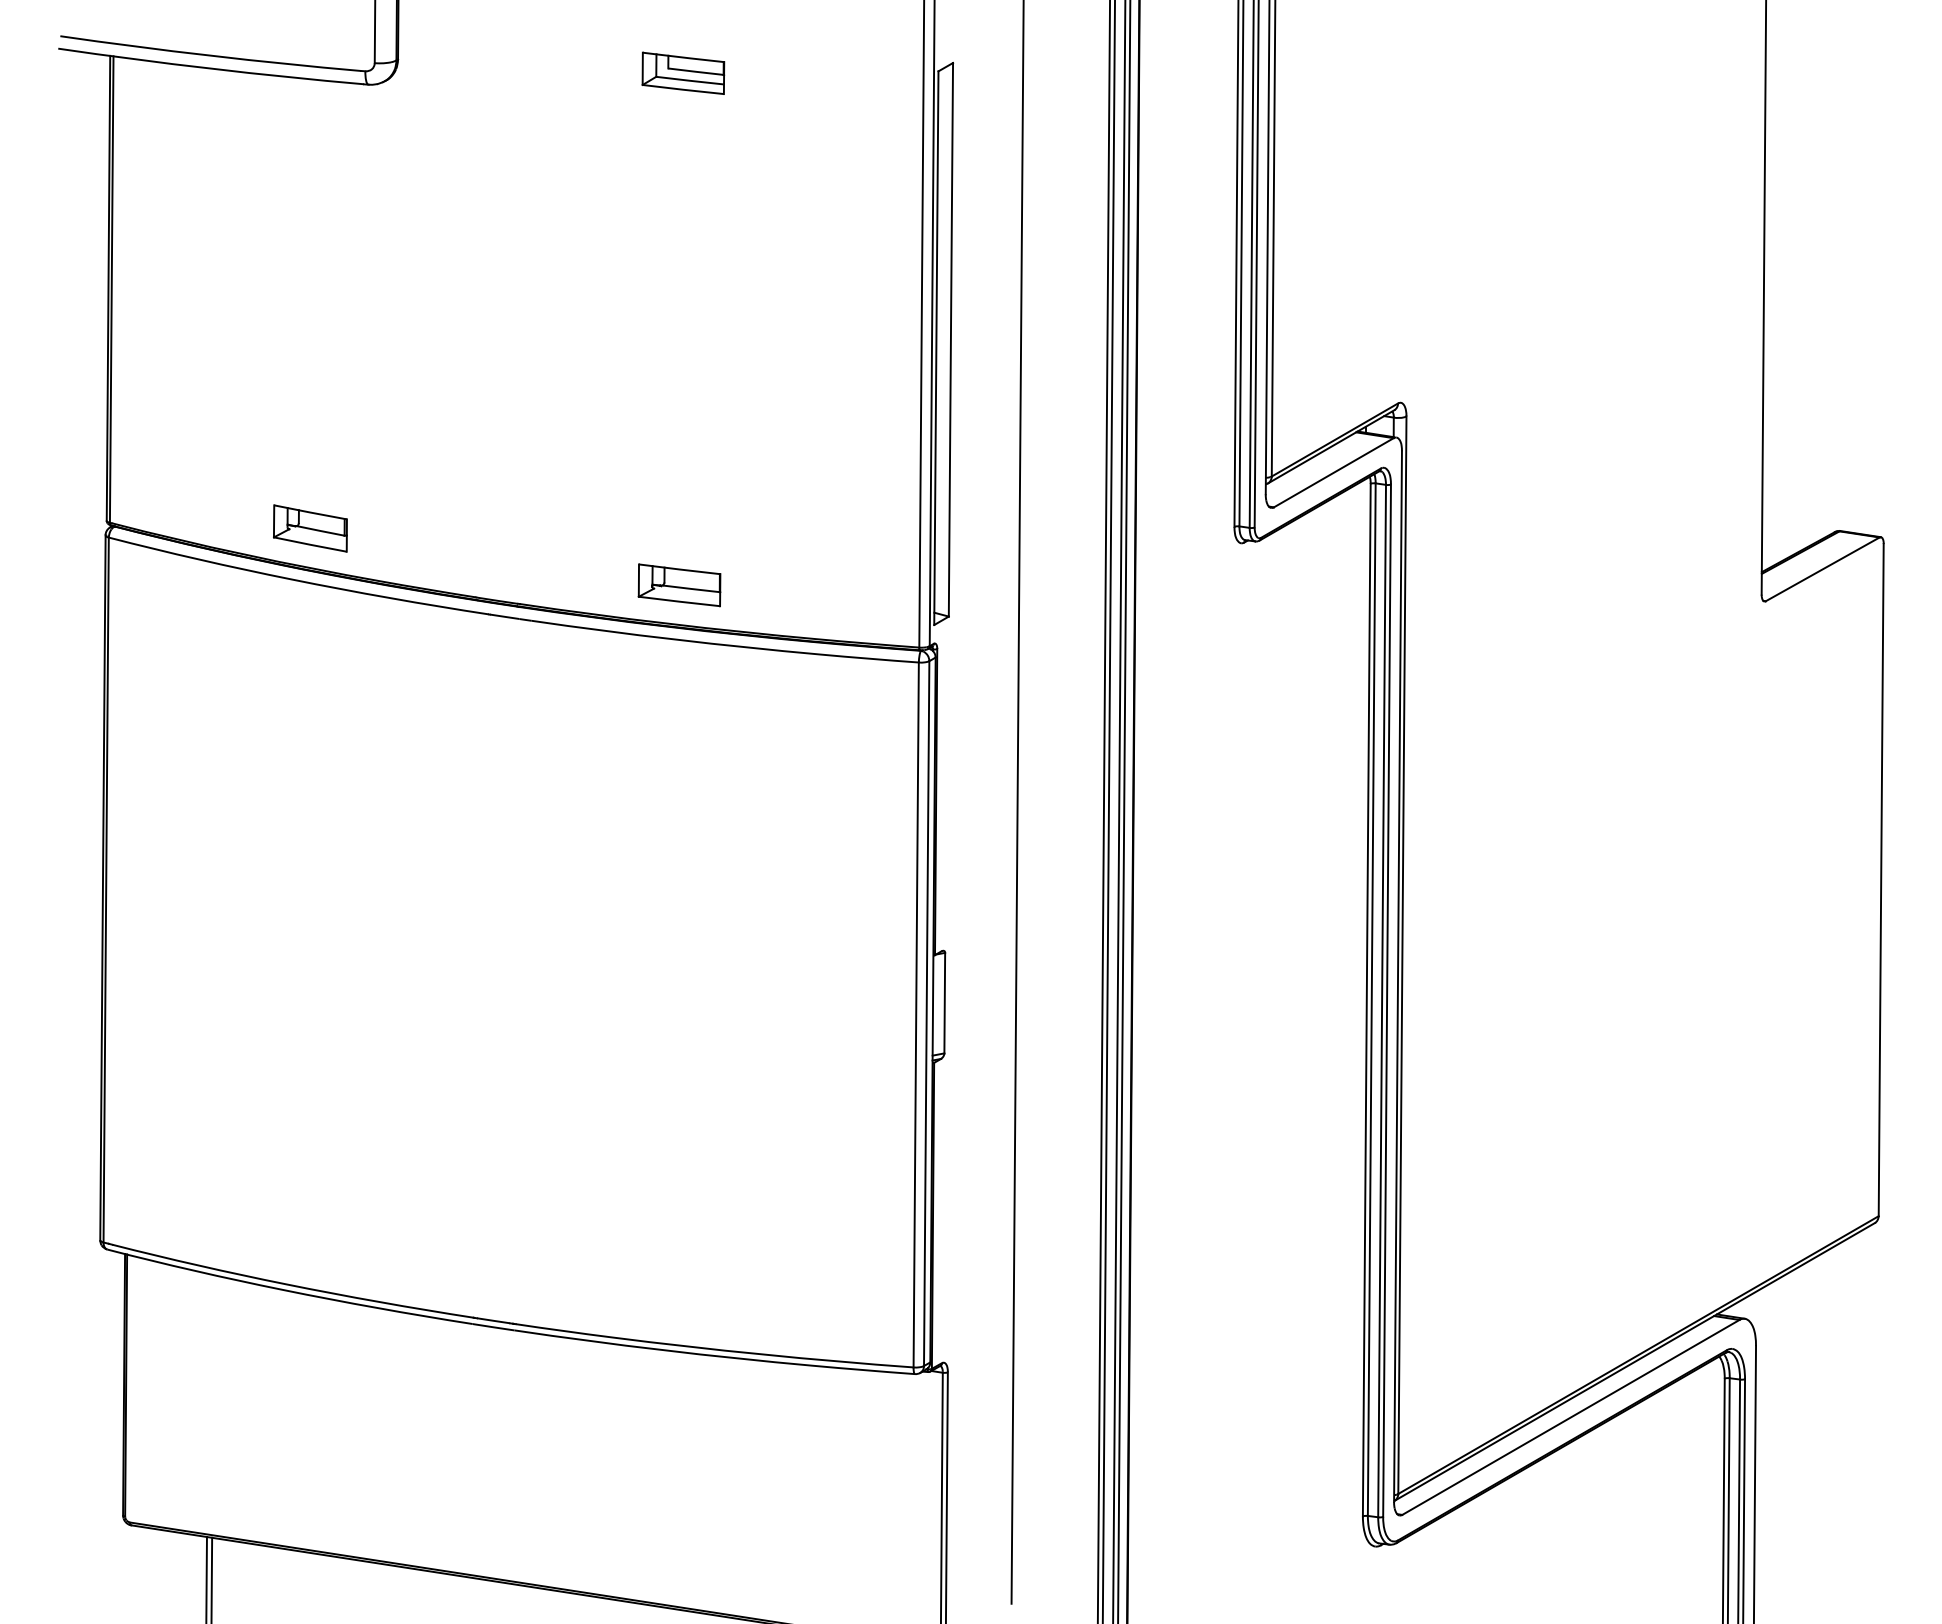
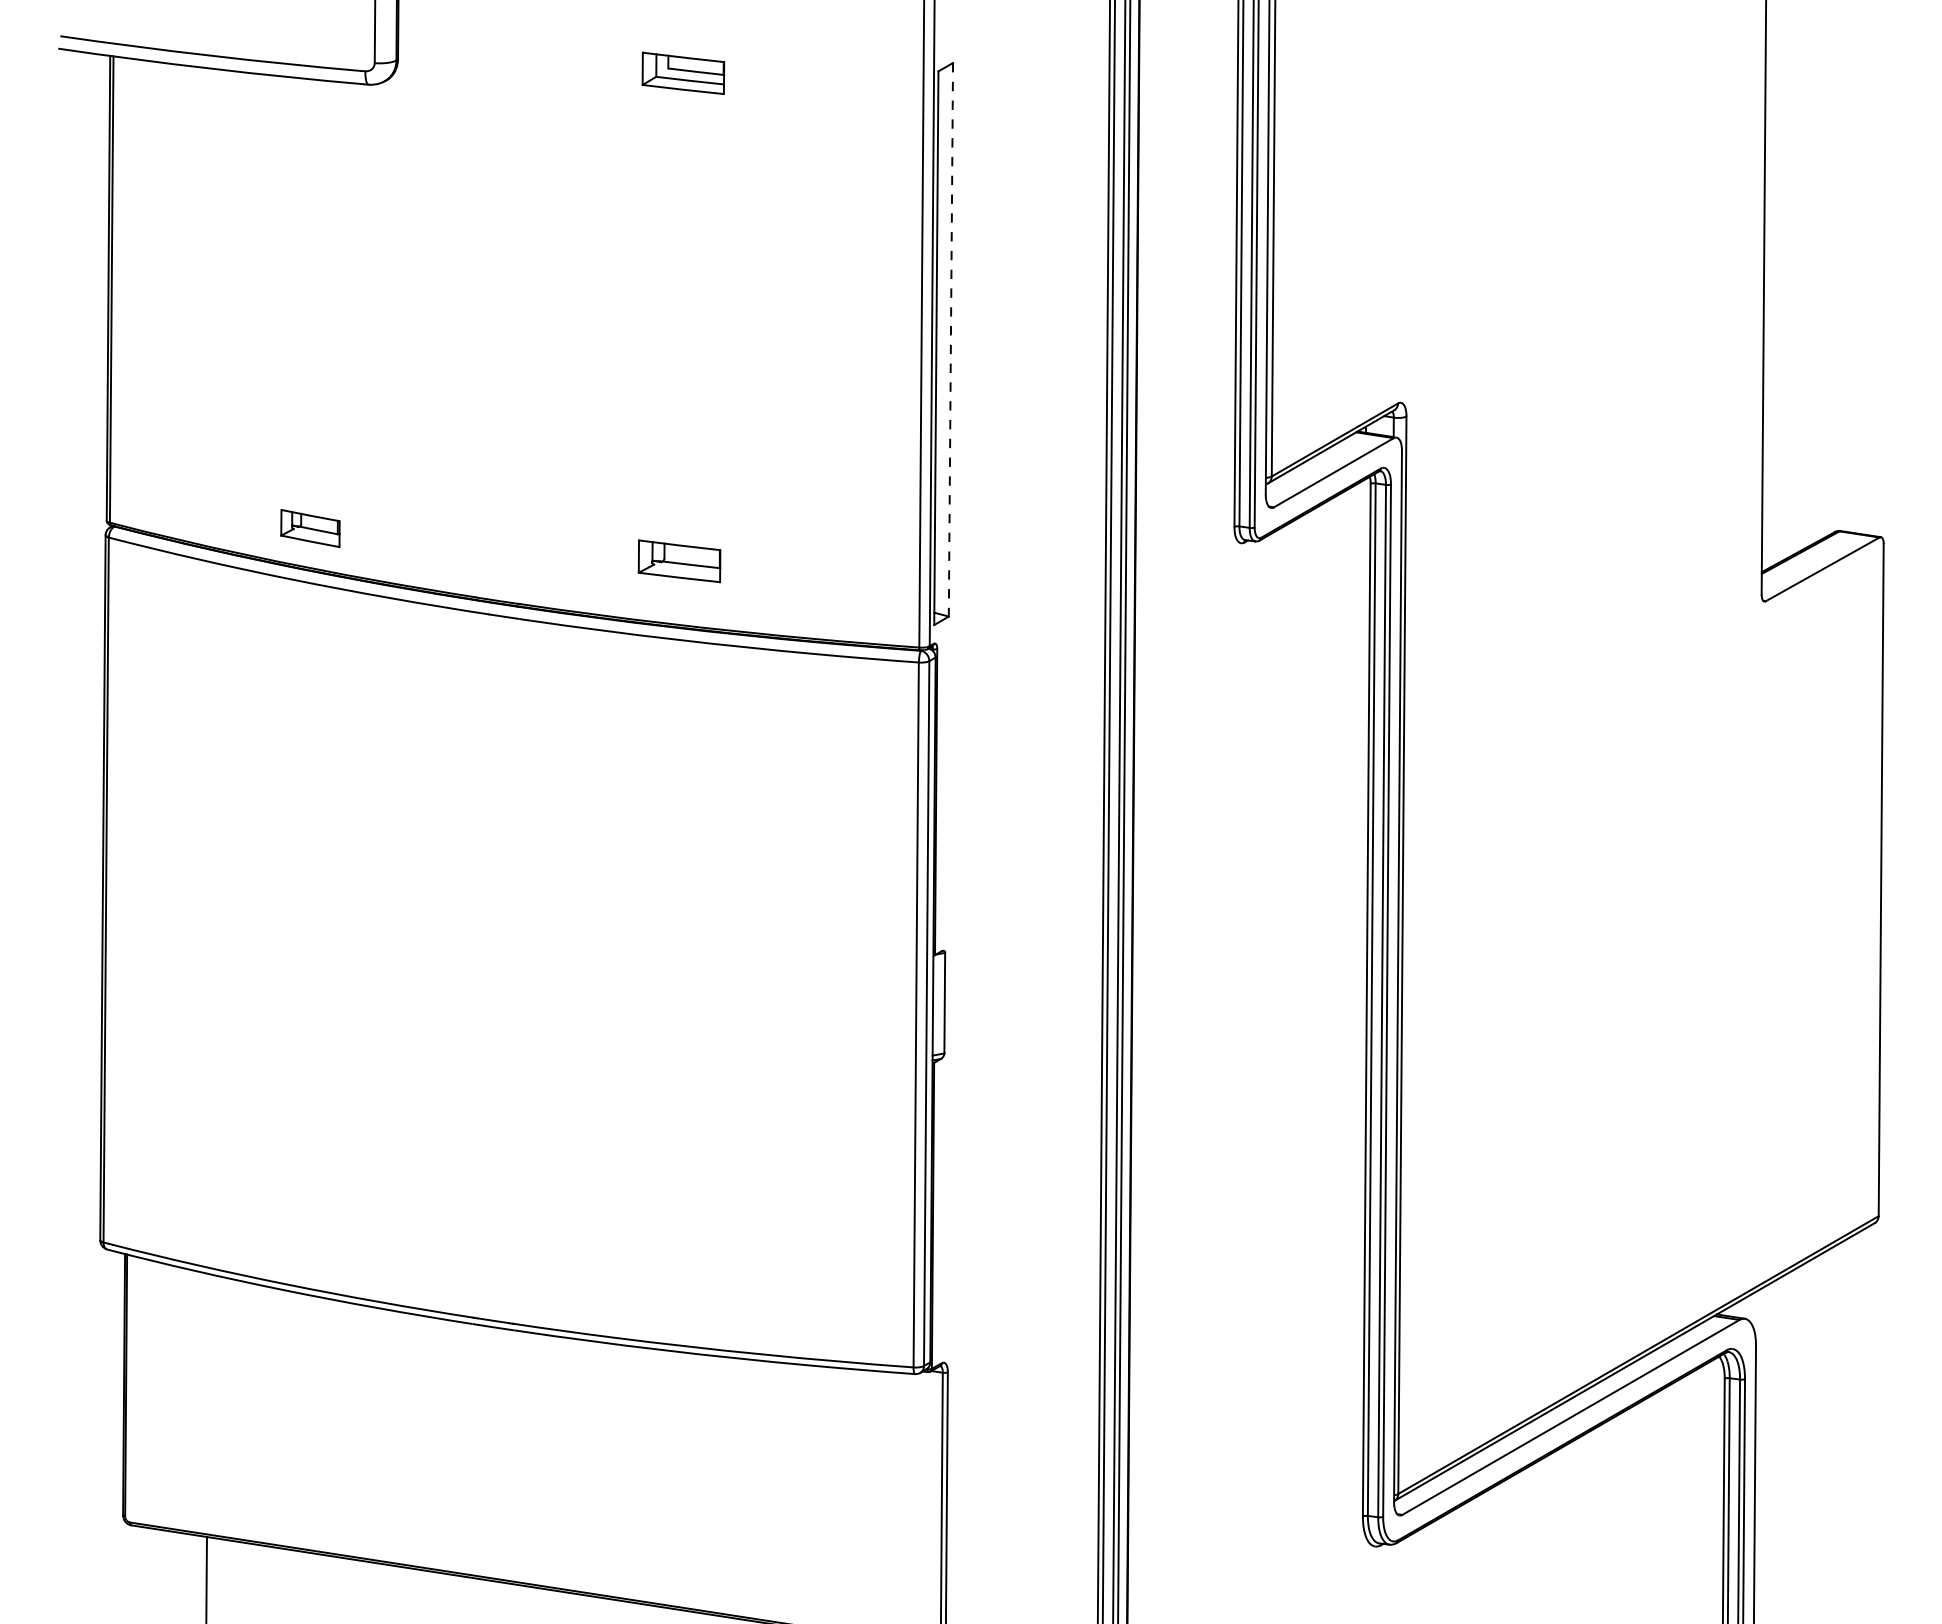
line: solid -> dashed (950, 339)
part size: 75x49 px -> 61x39 px (310, 528)
part position: (679, 585) -> (679, 561) (679, 561)
line: present -> none (1017, 802)
line: present -> none (211, 1578)
